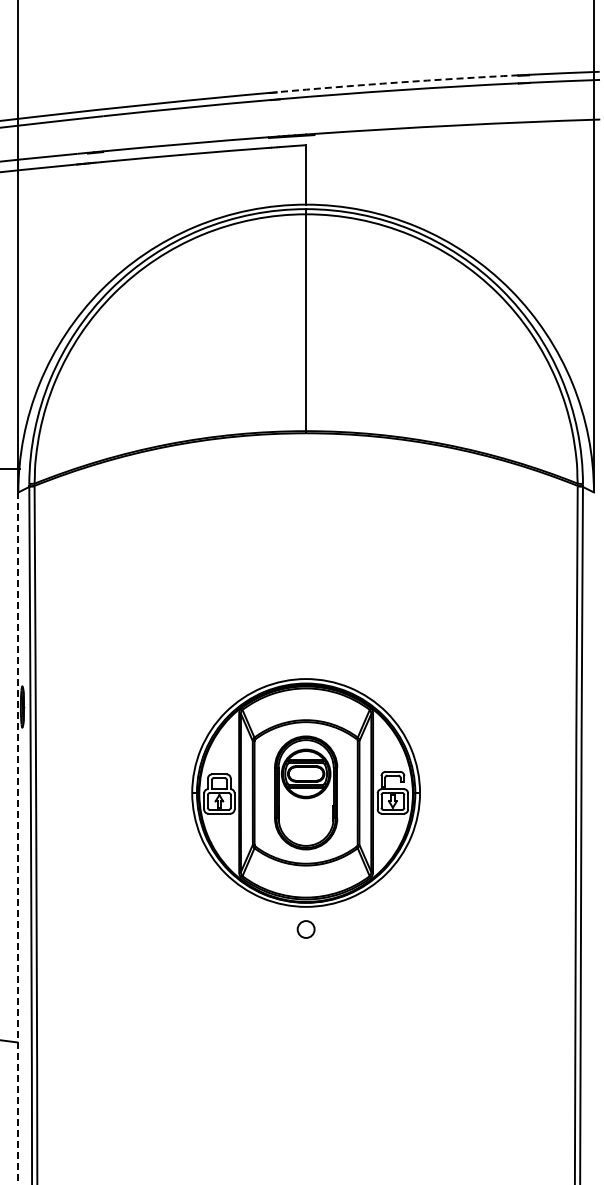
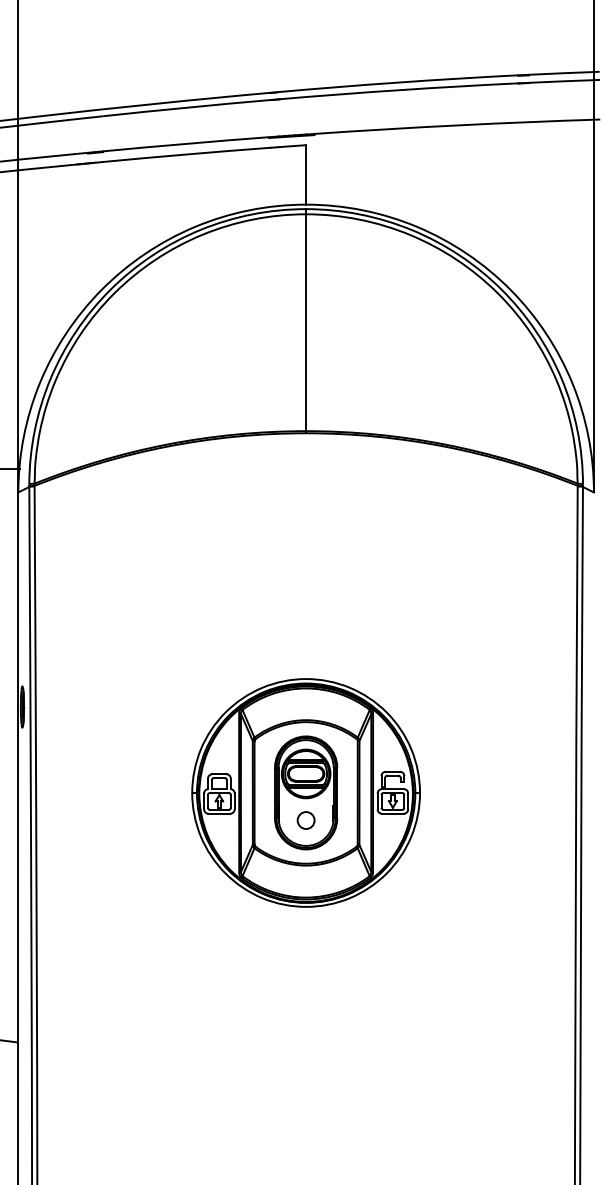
arc: dashed -> solid (397, 82)
line: dashed -> solid (18, 838)
circle position: (305, 929) -> (305, 820) (305, 820)
